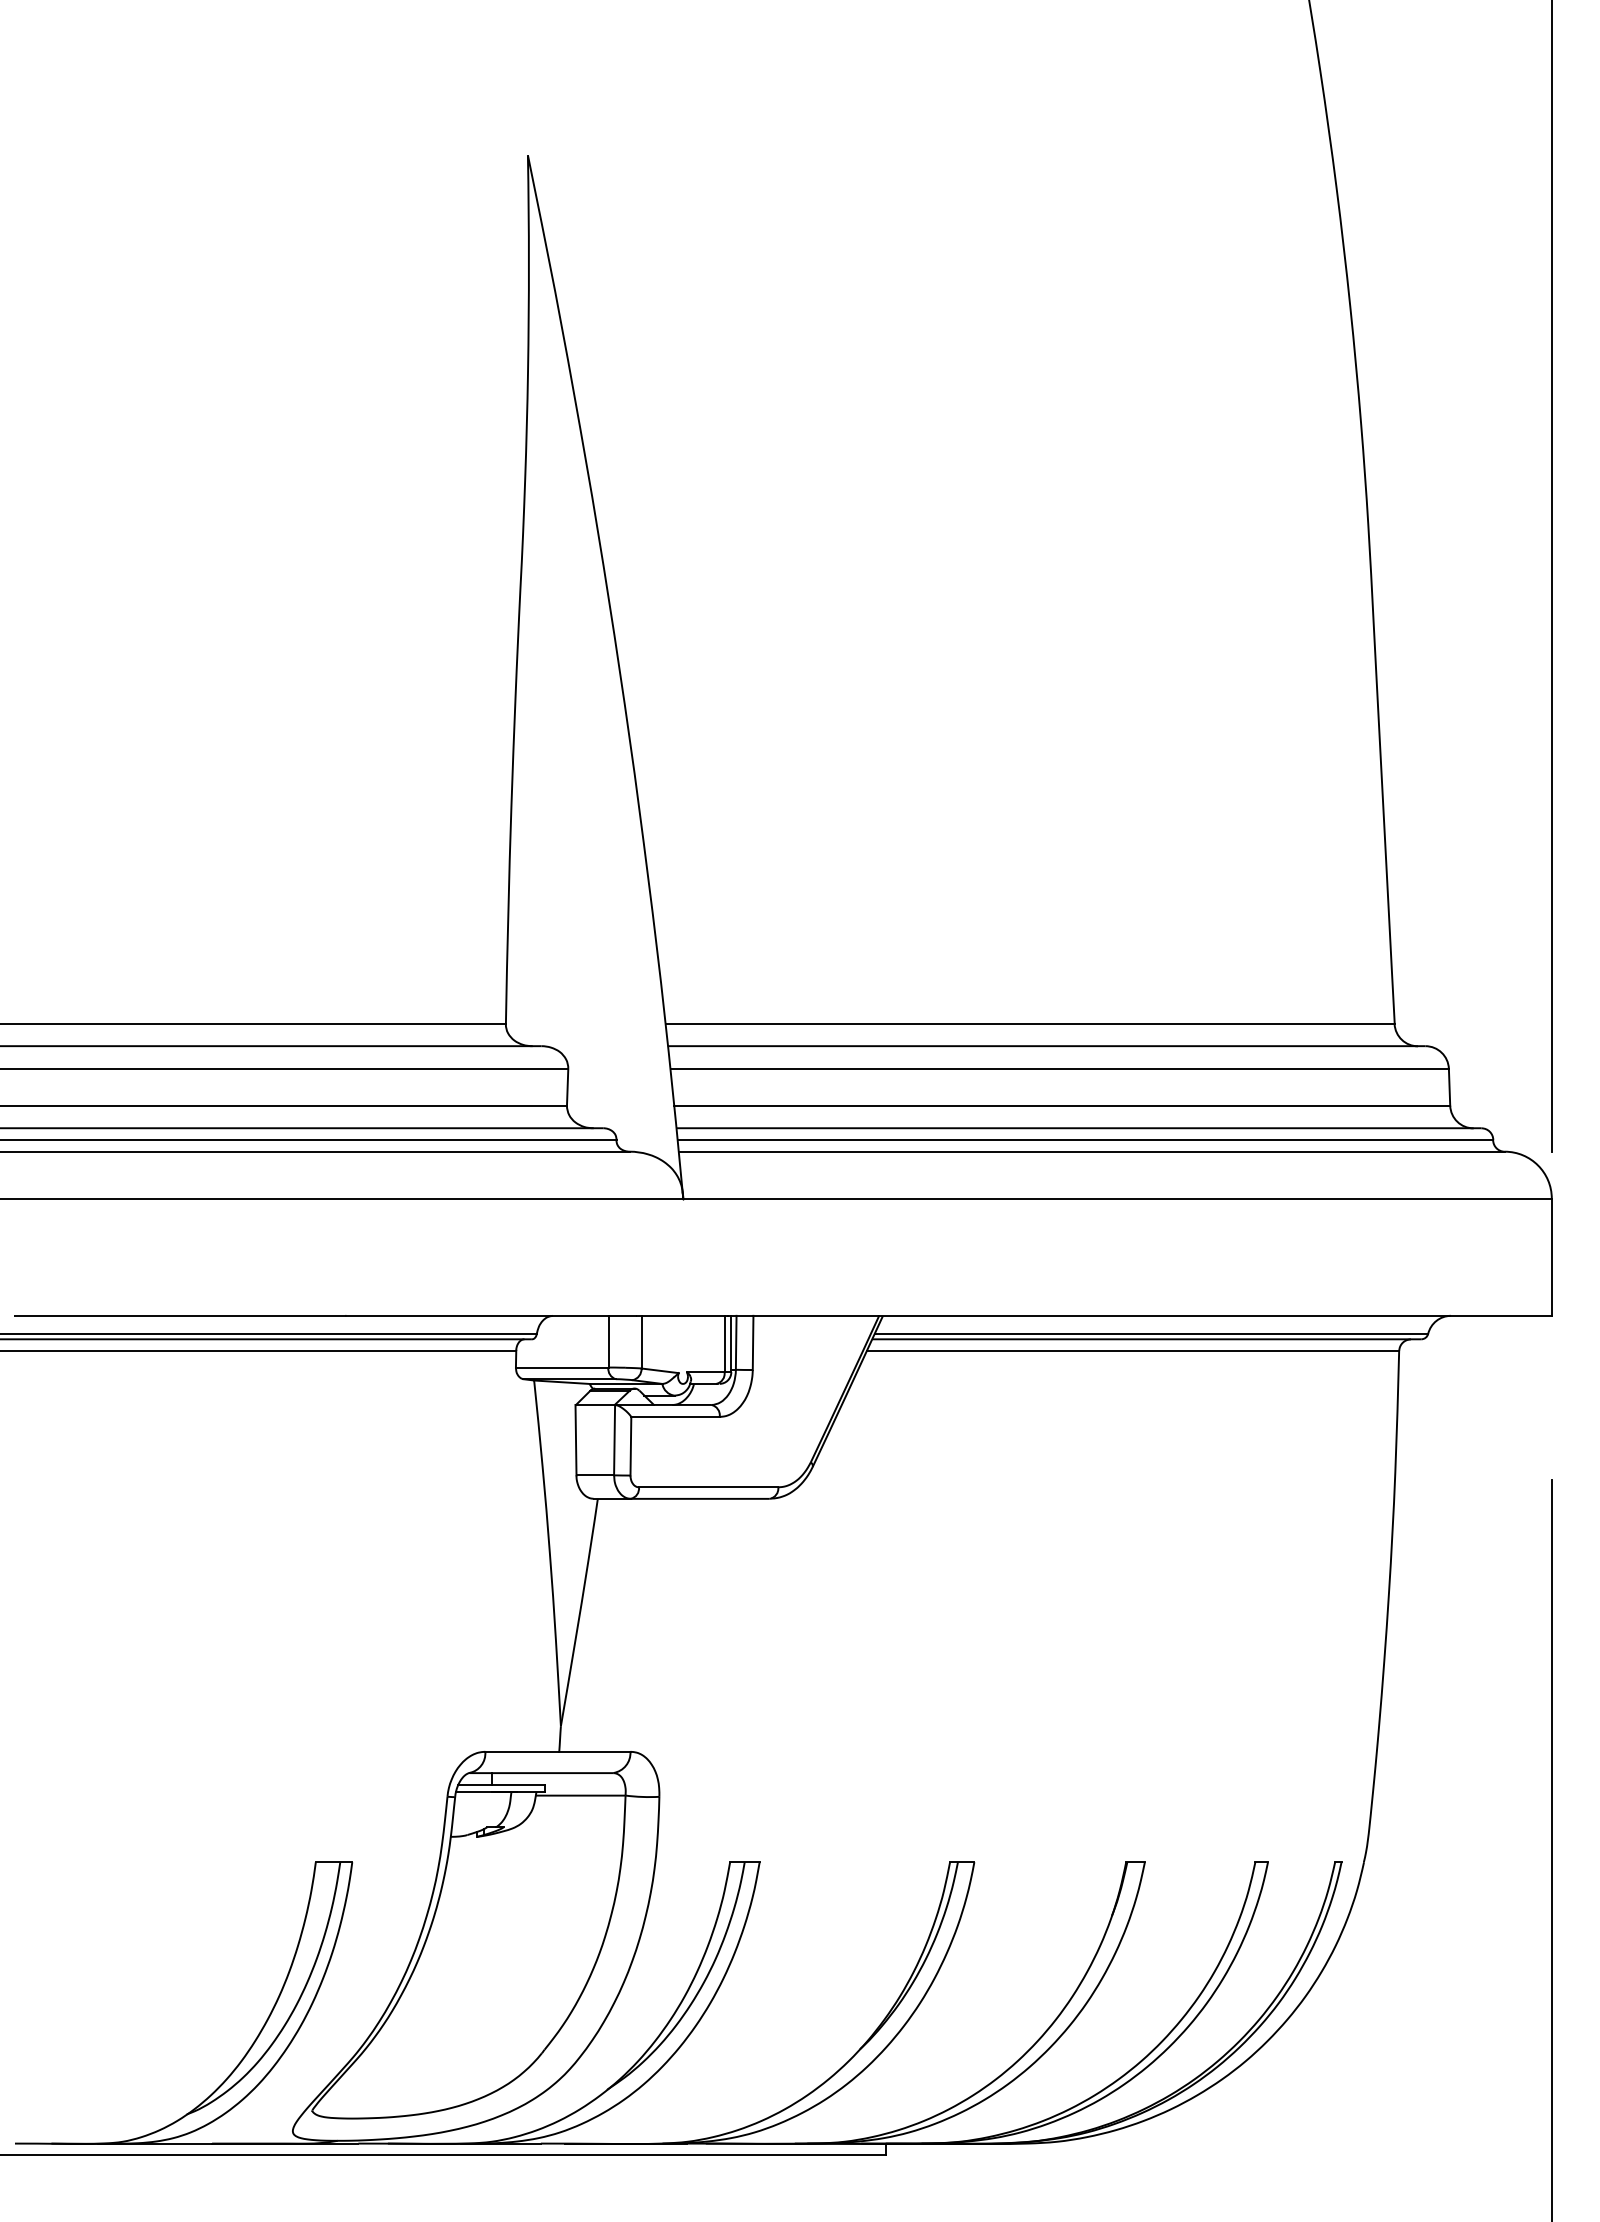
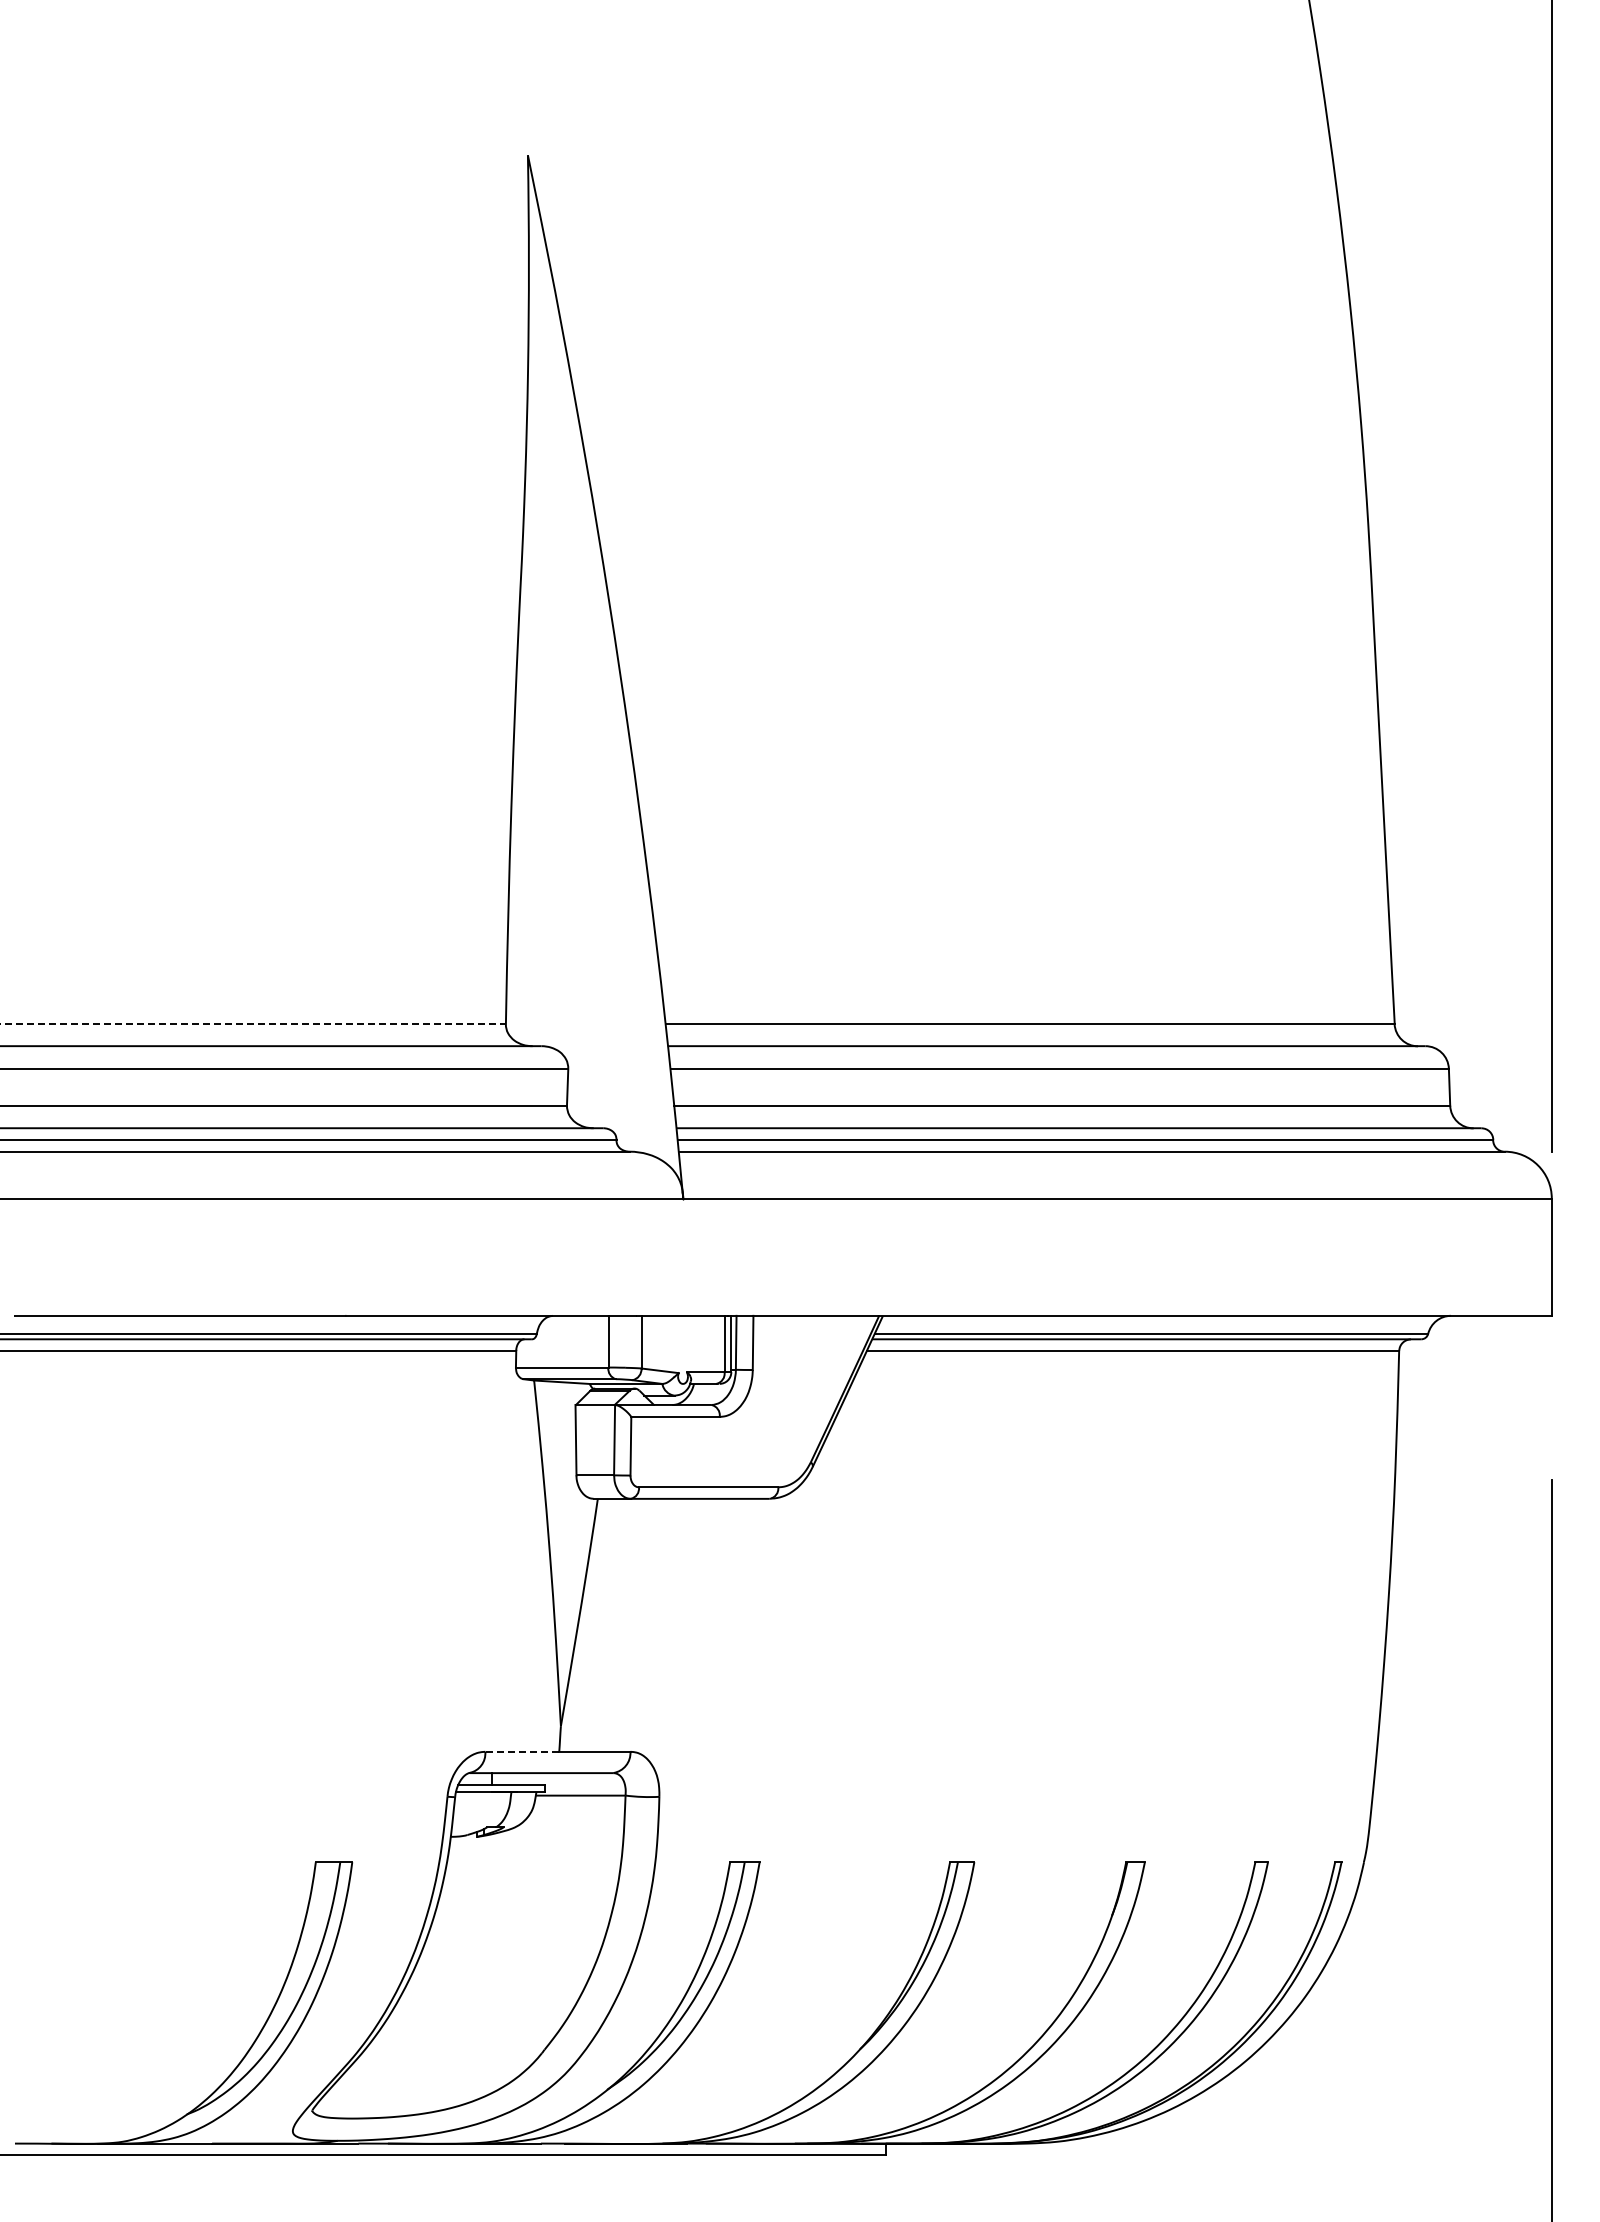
line: solid -> dashed (253, 1024)
line: solid -> dashed (522, 1751)
